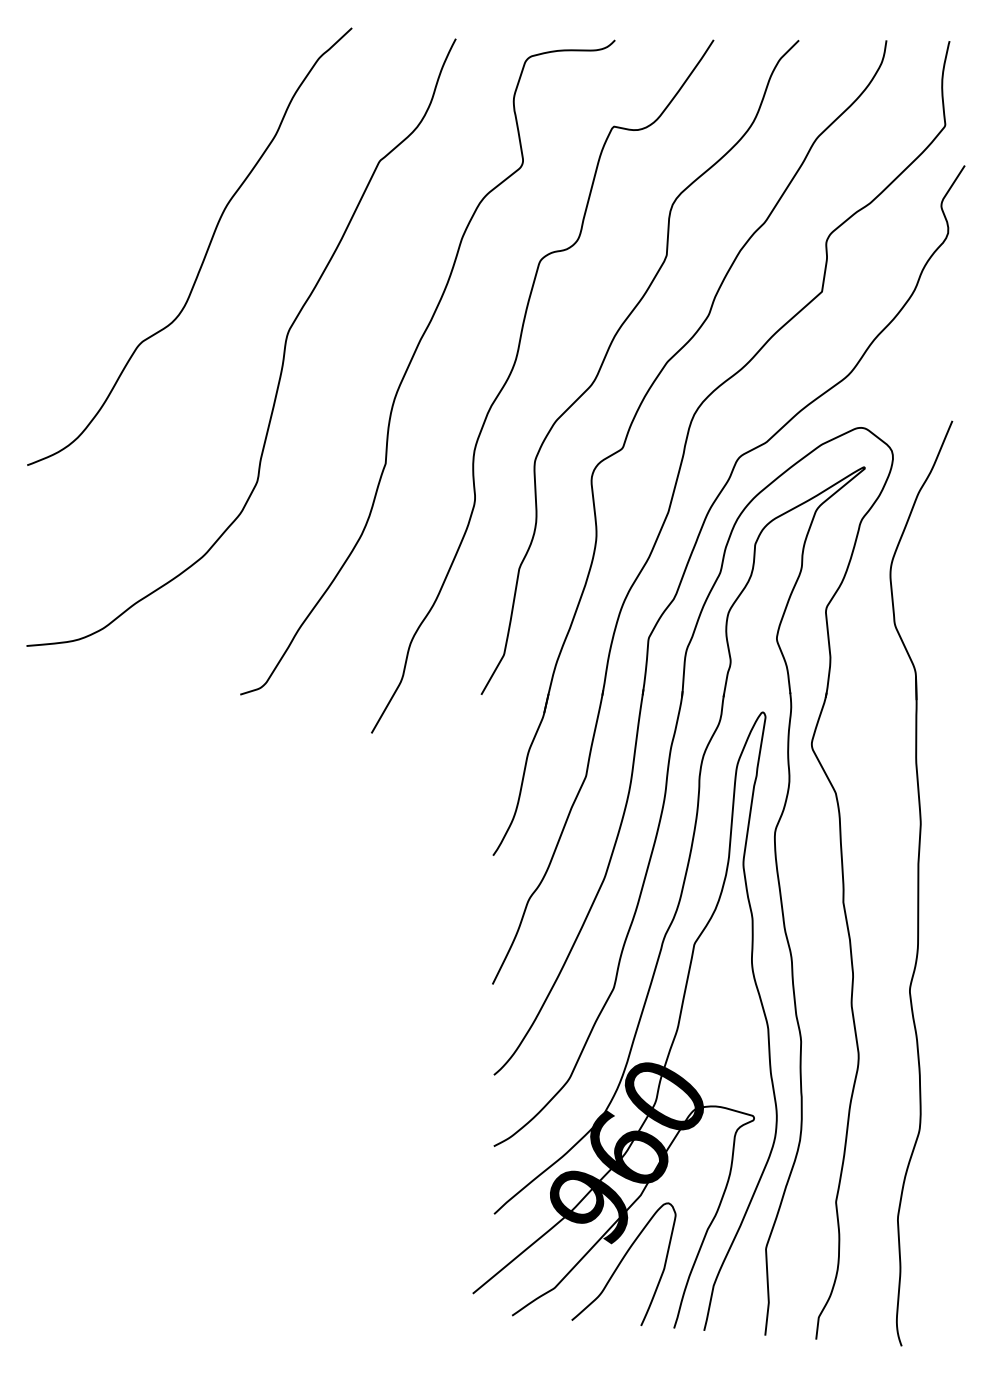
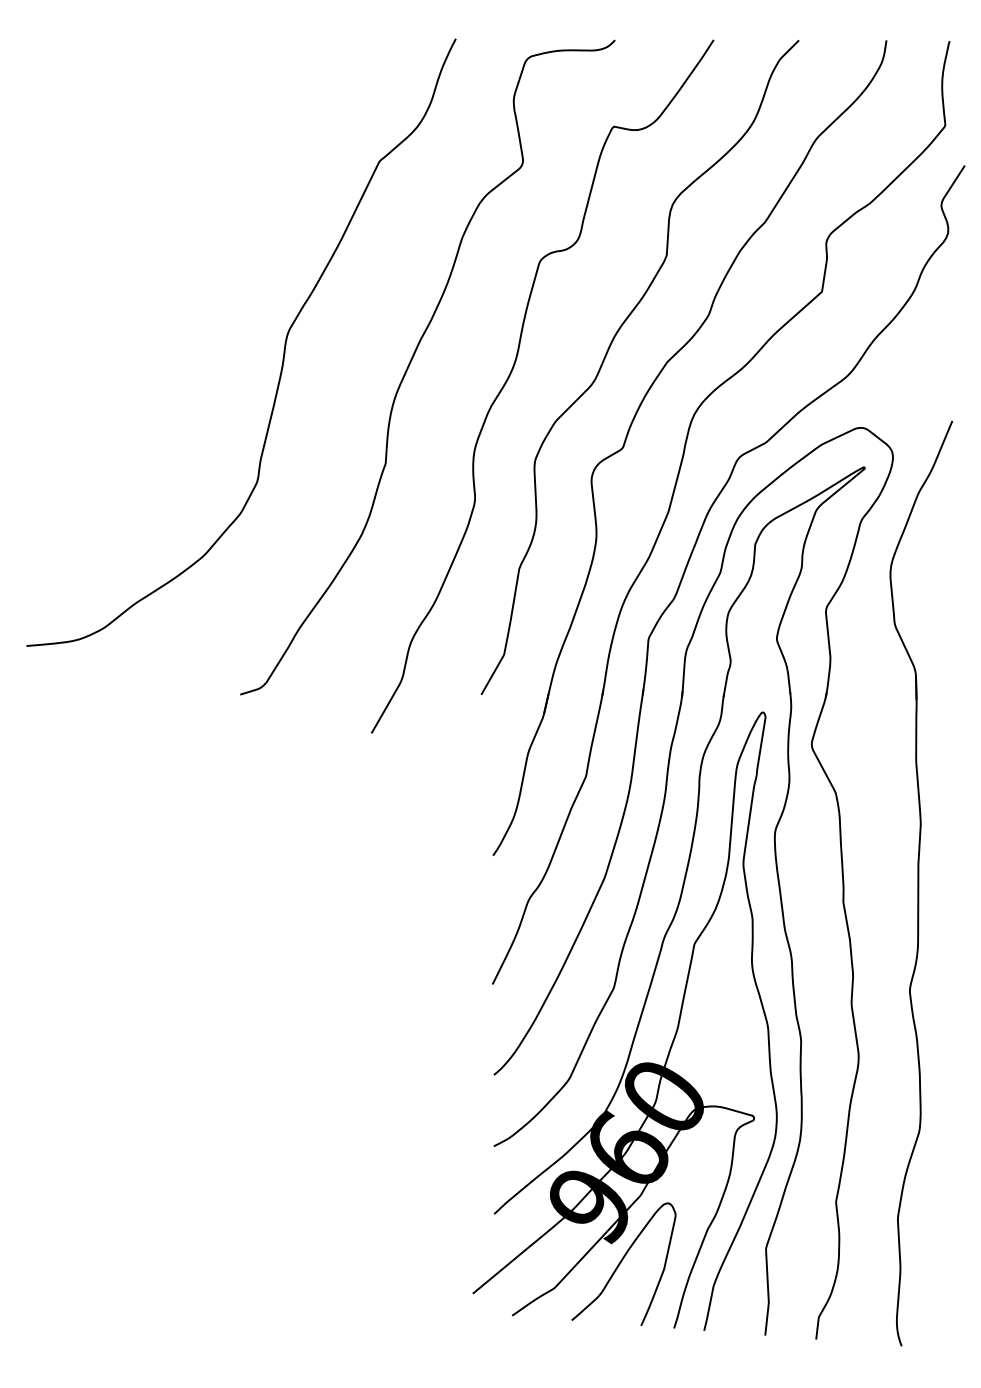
curve: present -> none (205, 252)
